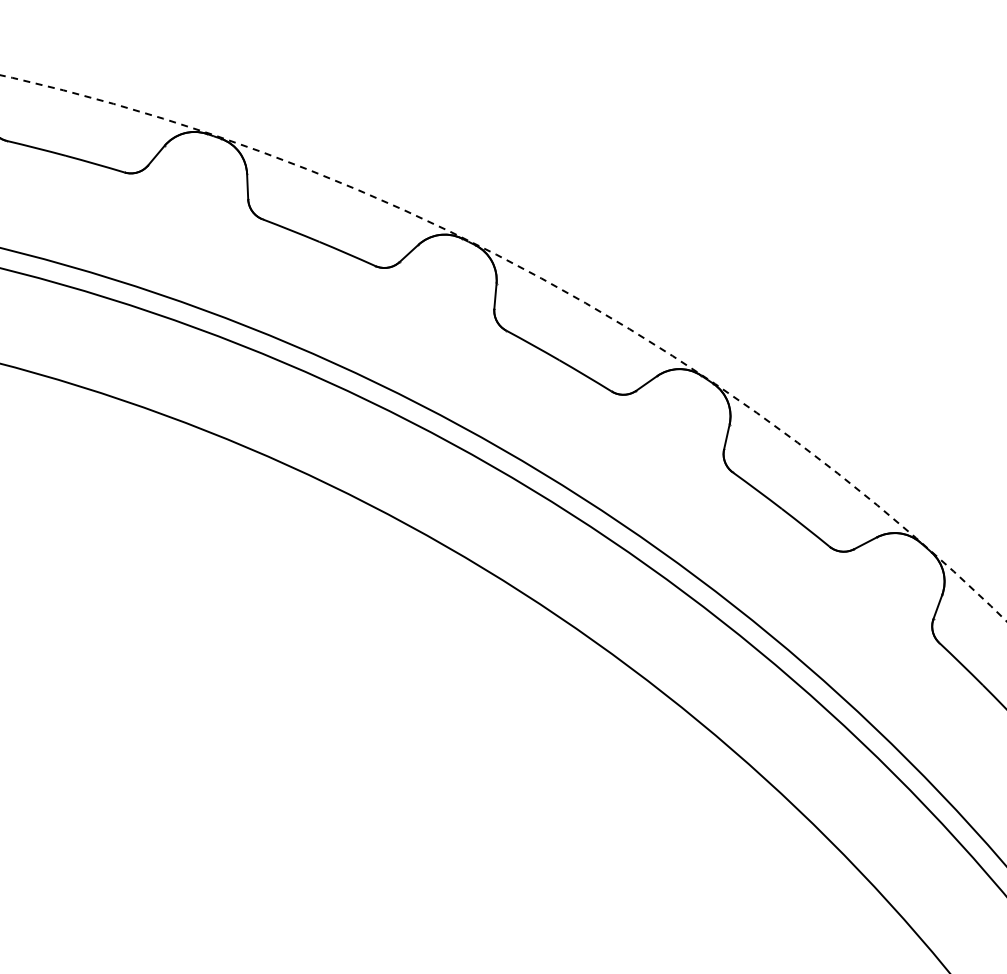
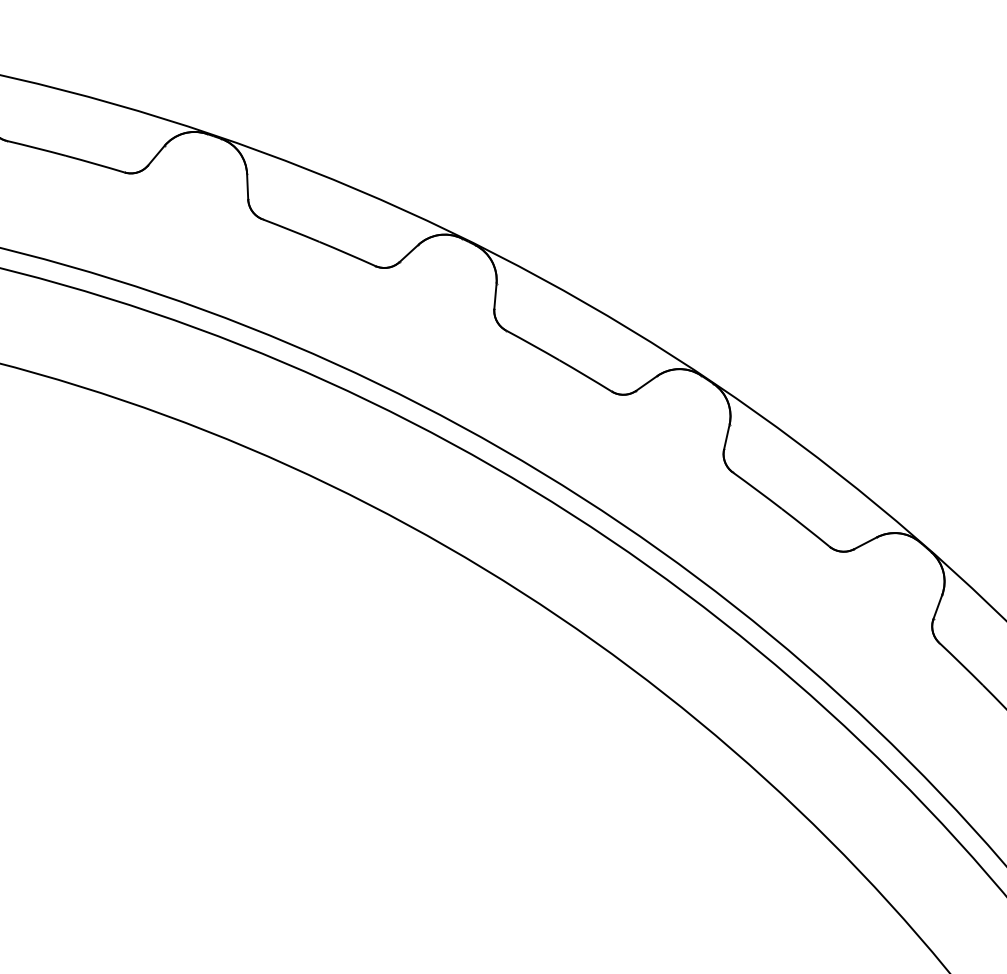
circle: dashed -> solid (503, 348)
